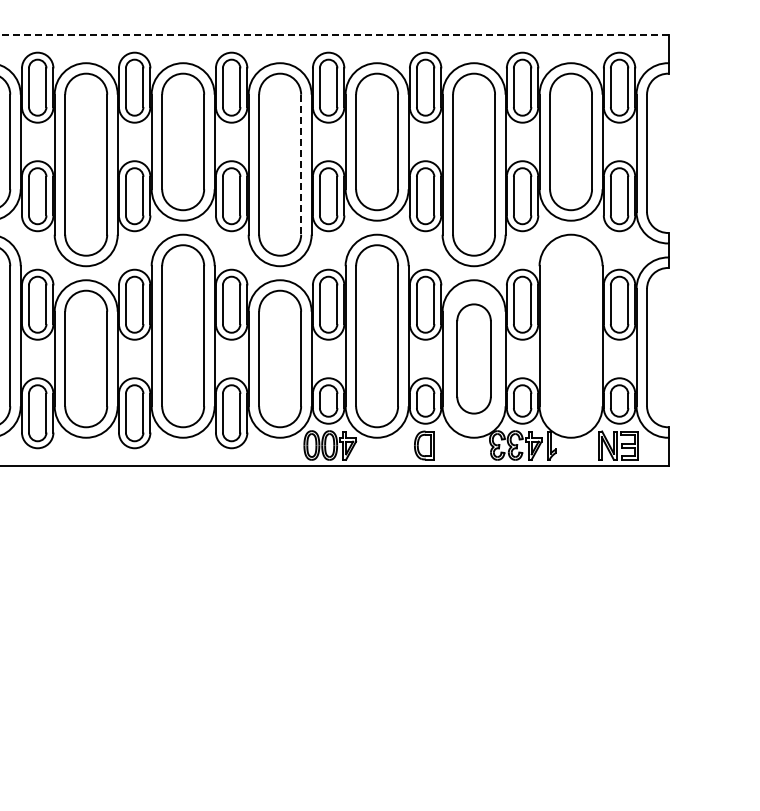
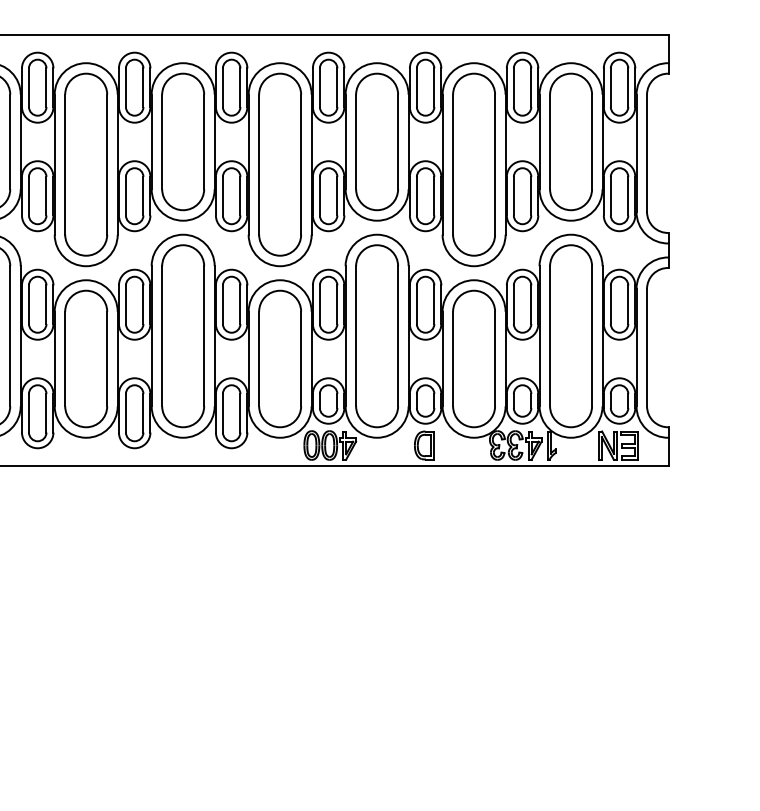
line: dashed -> solid (334, 35)
line: dashed -> solid (301, 165)
part: none -> present (570, 336)
part size: 36x112 px -> 44x140 px (473, 358)
